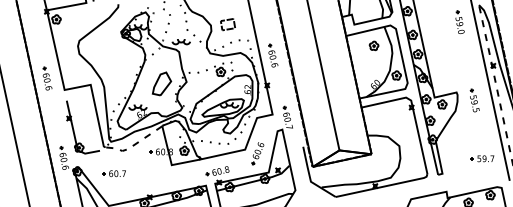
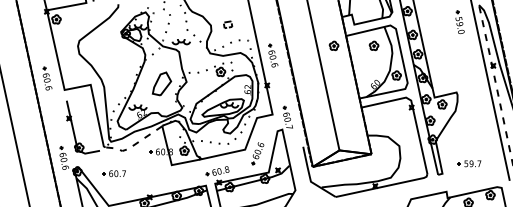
part size: 16x14 px -> 11x9 px (228, 24)
part: none -> present (333, 45)
part: present -> none (474, 100)
part position: (482, 158) -> (469, 163) (469, 163)
